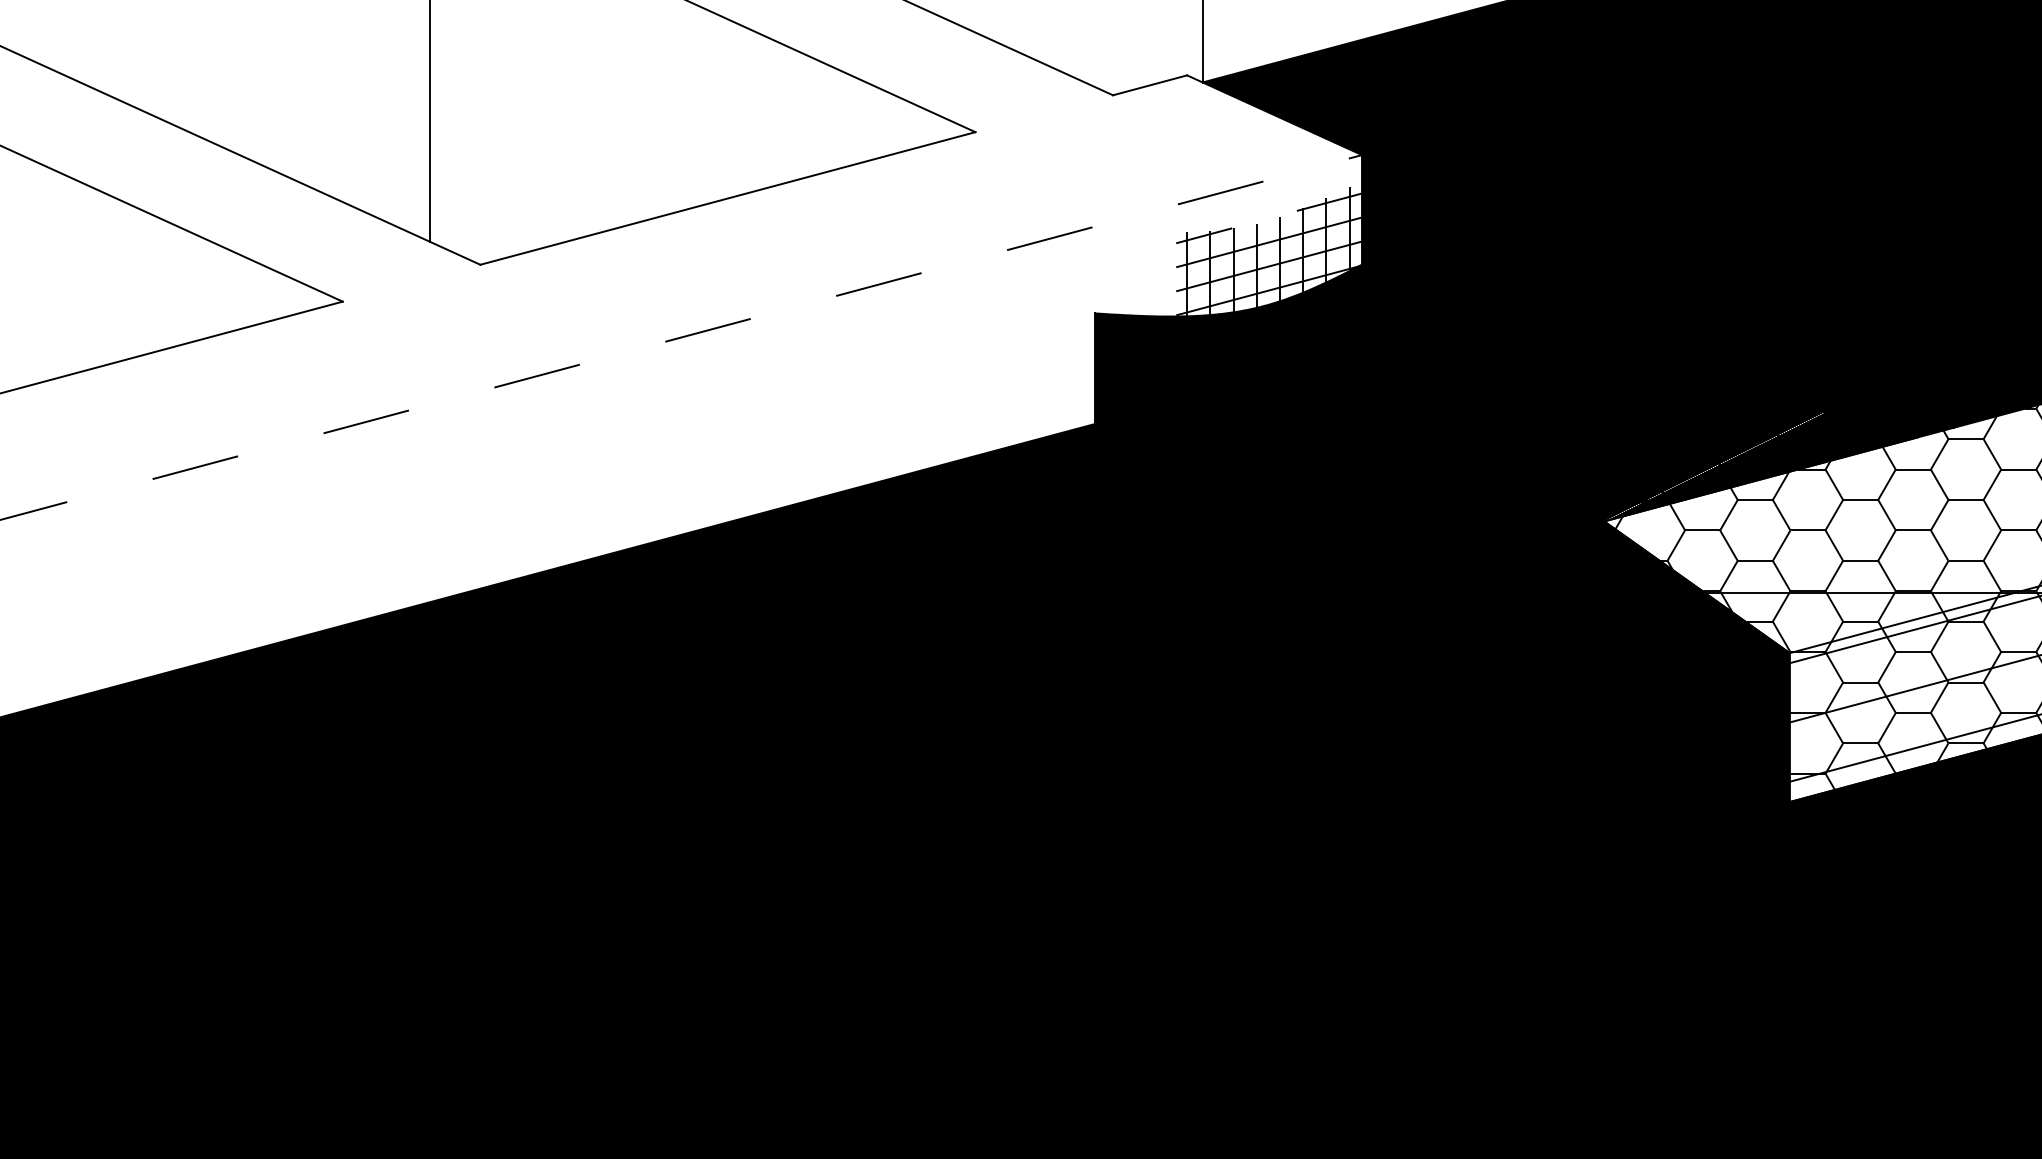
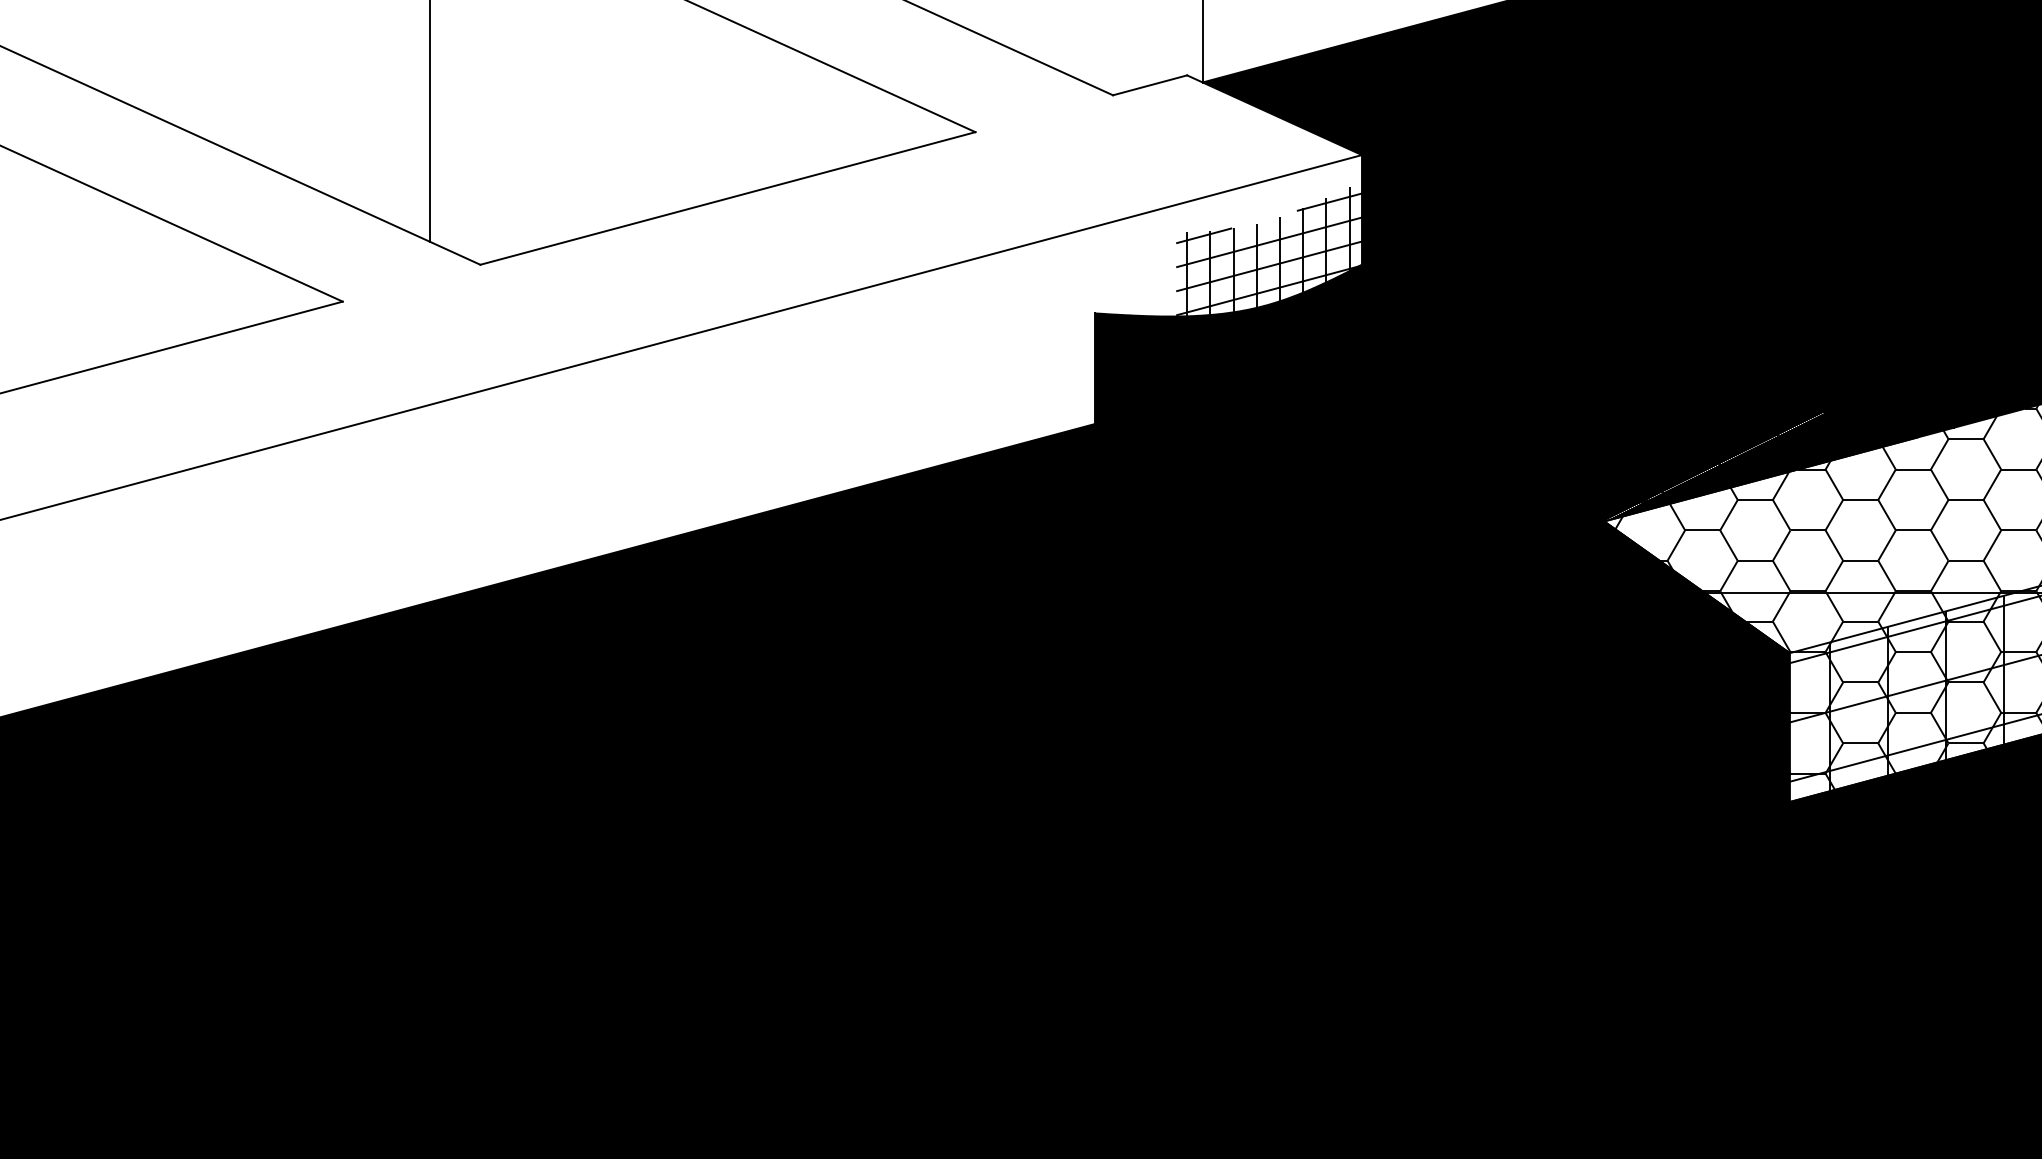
line: dashed -> solid (681, 337)
hatch: none -> present (1916, 693)
